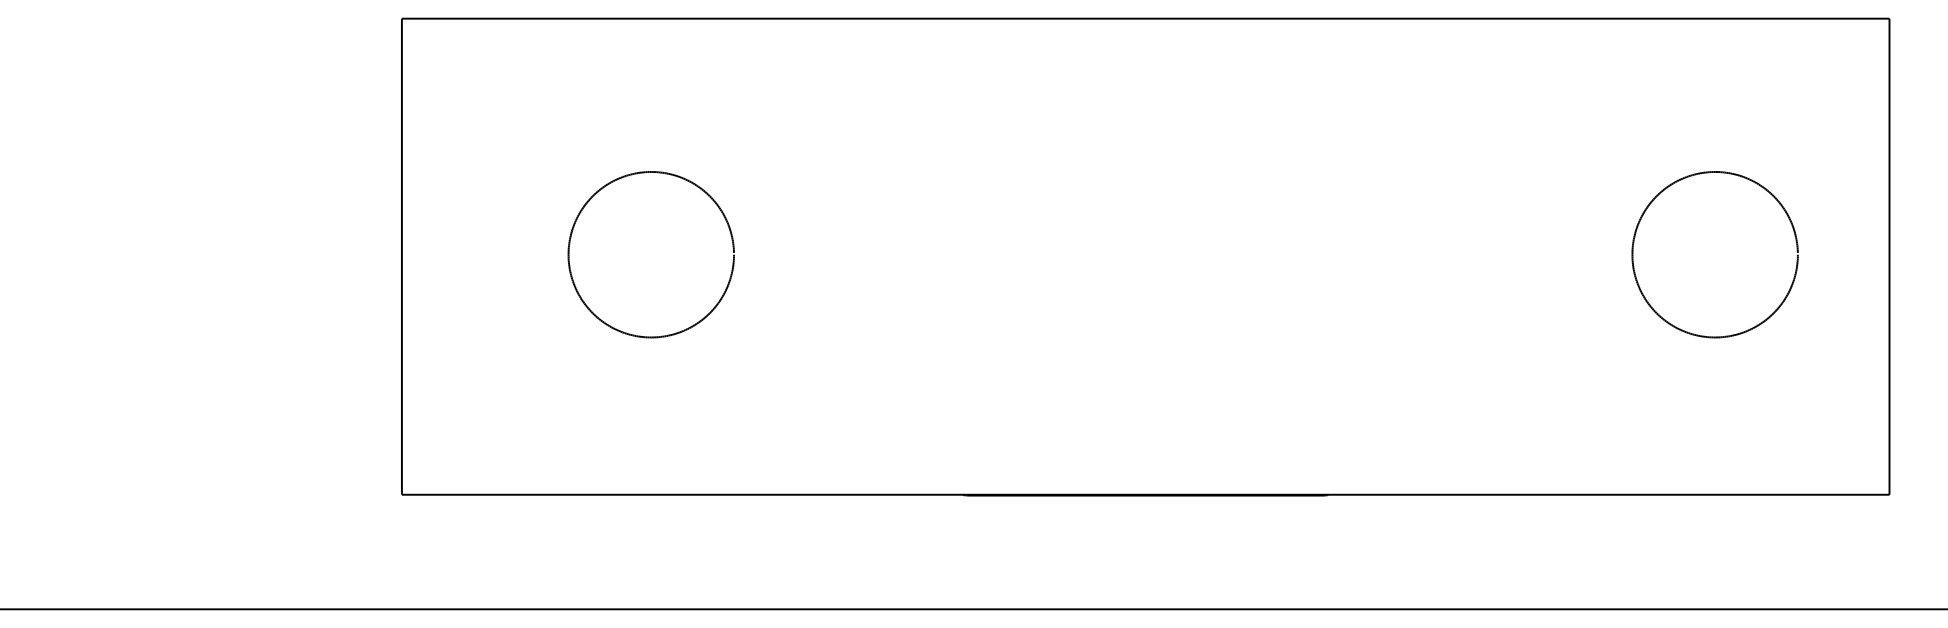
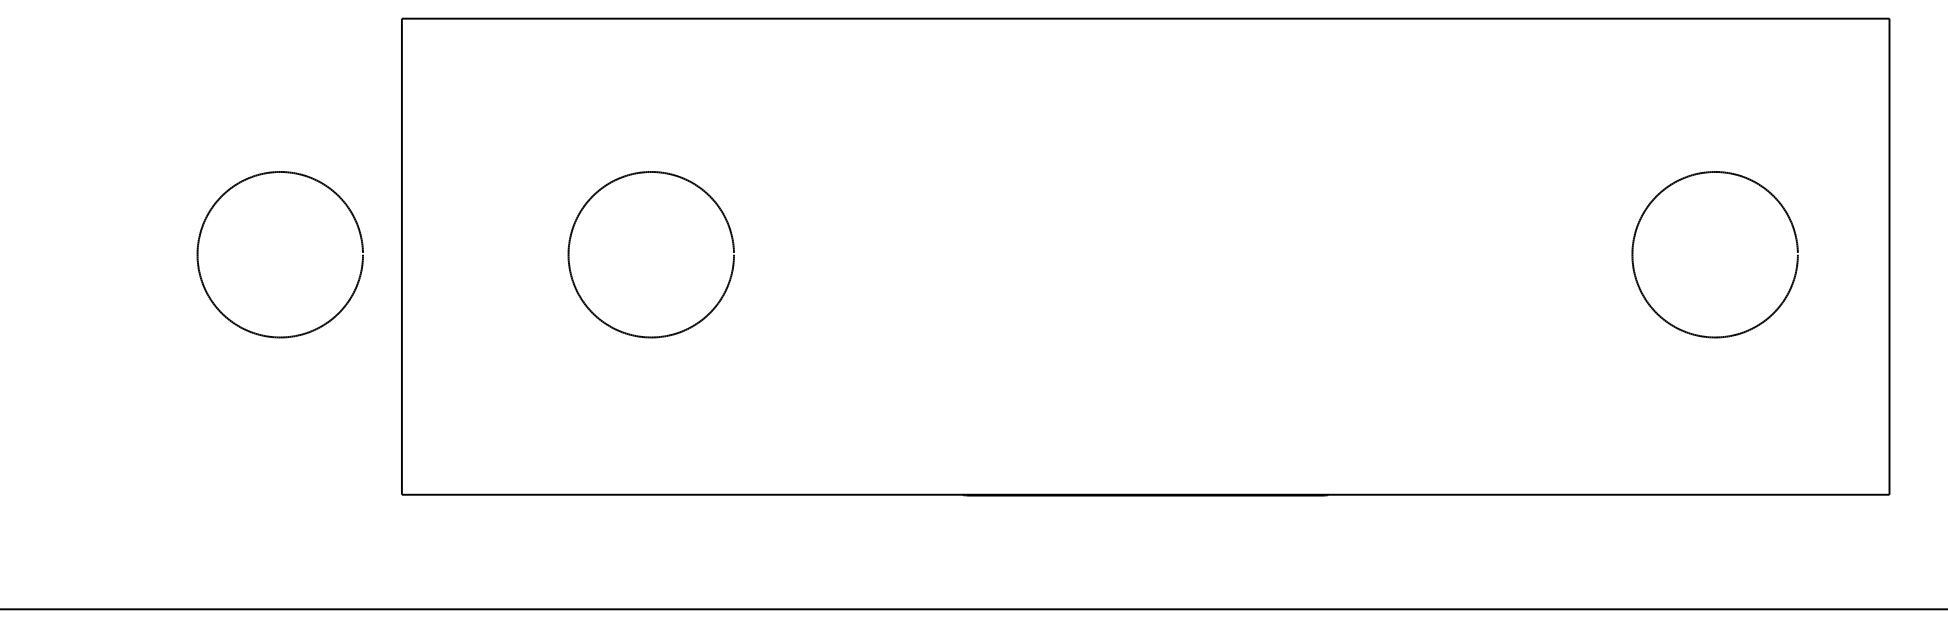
part: none -> present (209, 214)
